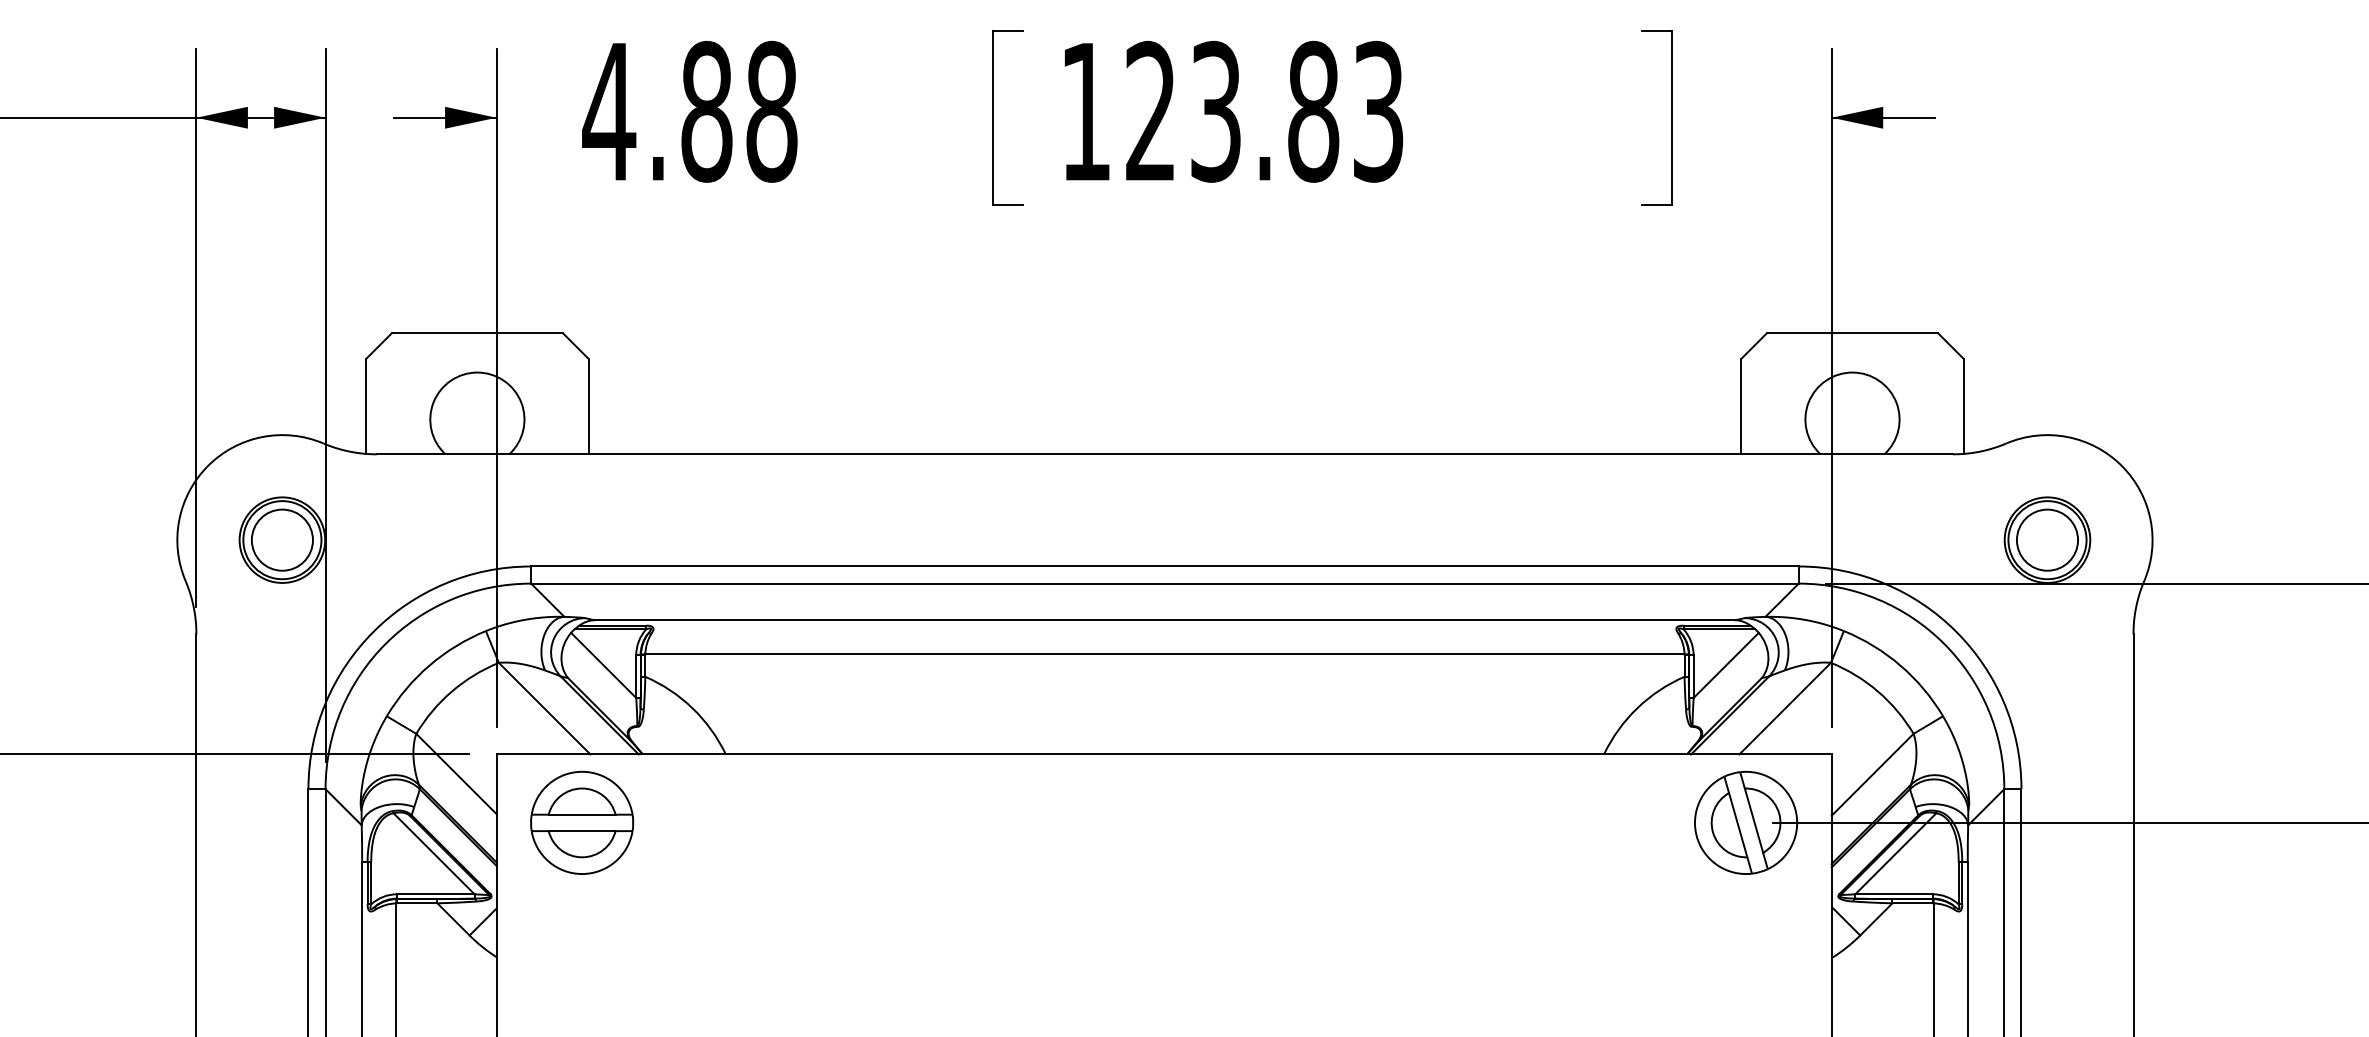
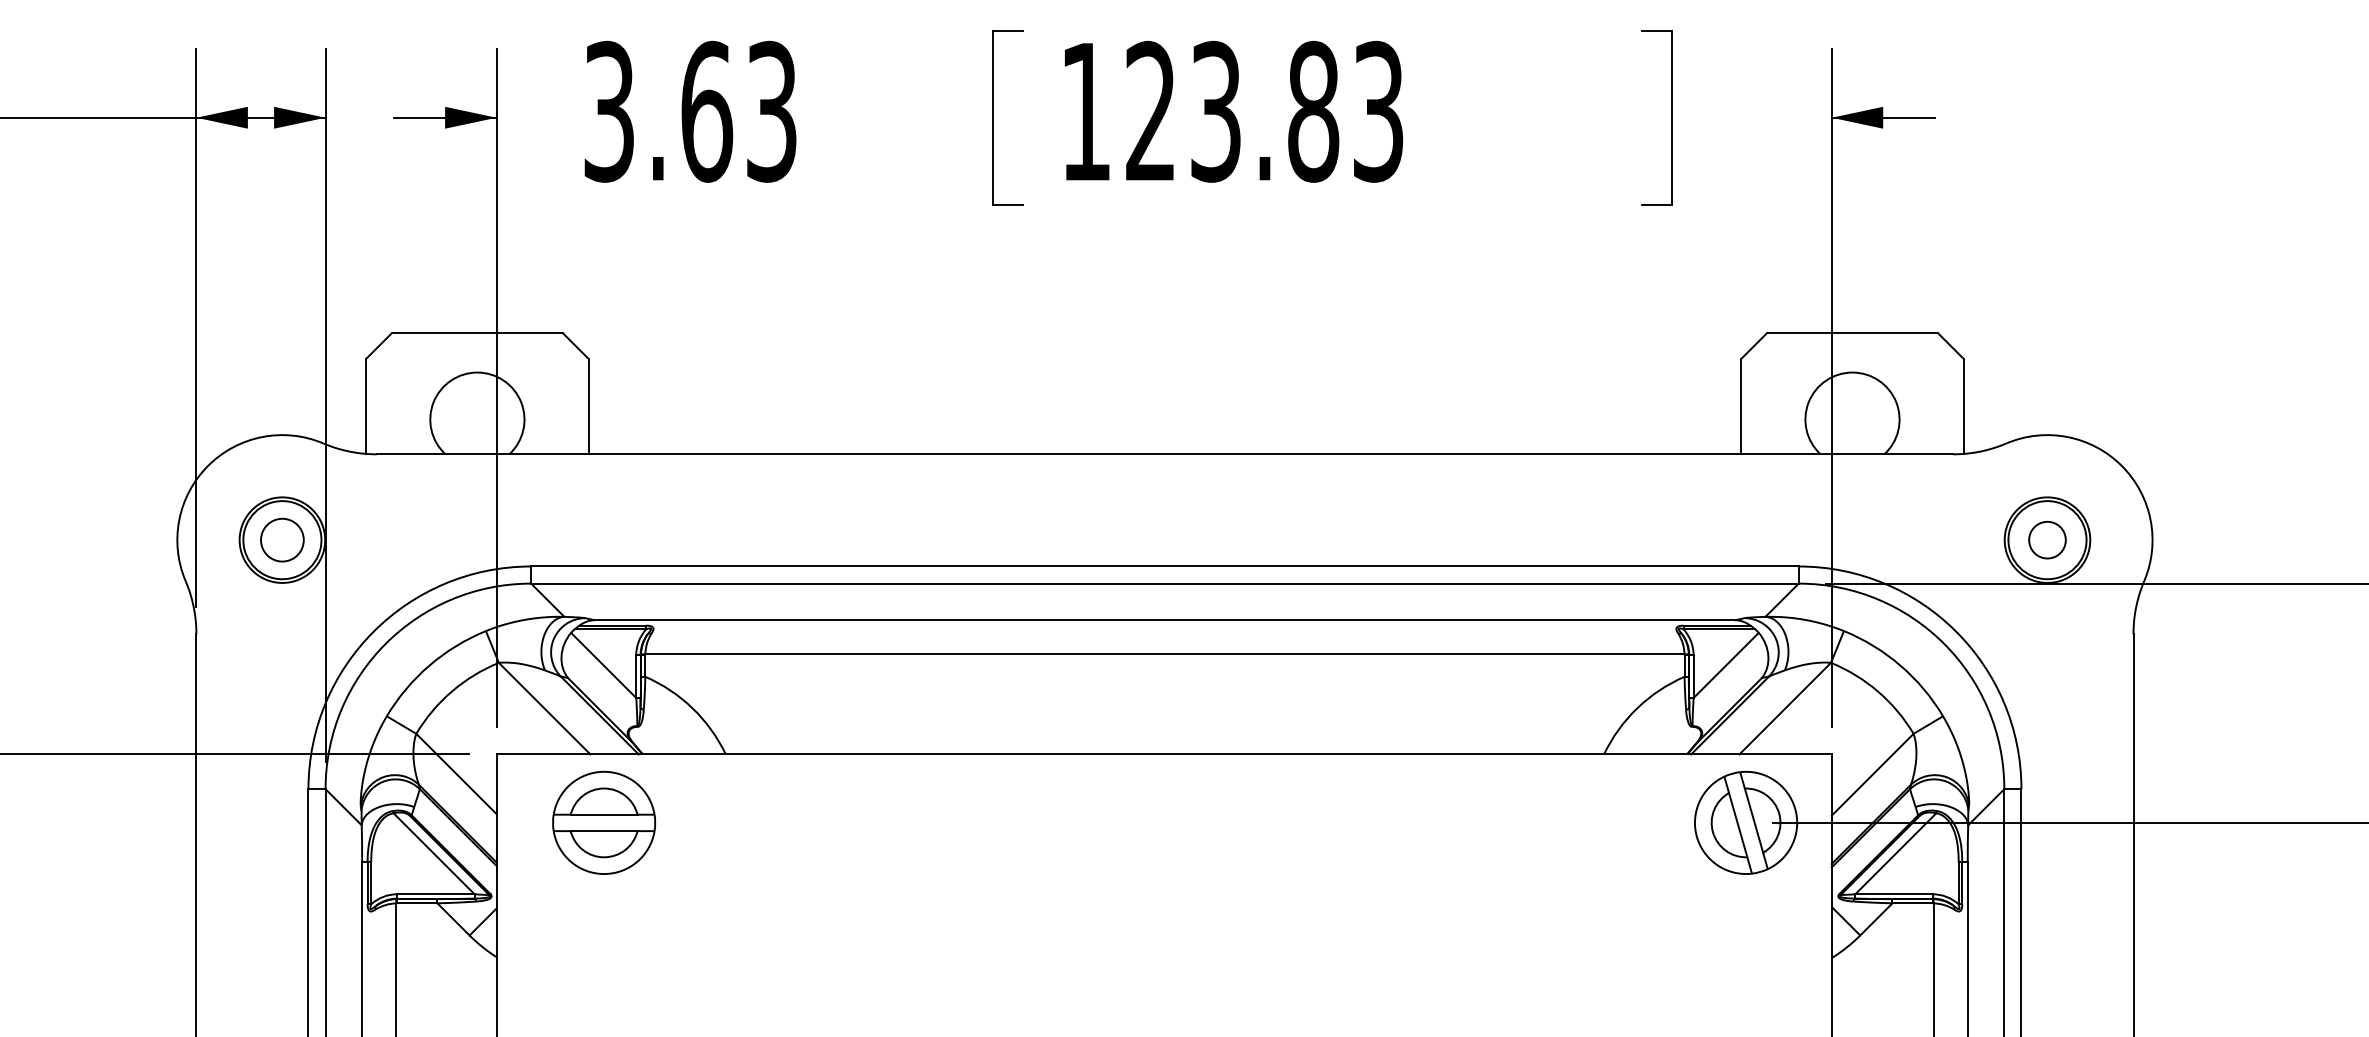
text: 4.88 -> 3.63 (689, 111)
circle diameter: 61 px -> 43 px (282, 539)
circle diameter: 61 px -> 37 px (2047, 539)
part position: (581, 822) -> (603, 822) (603, 822)
